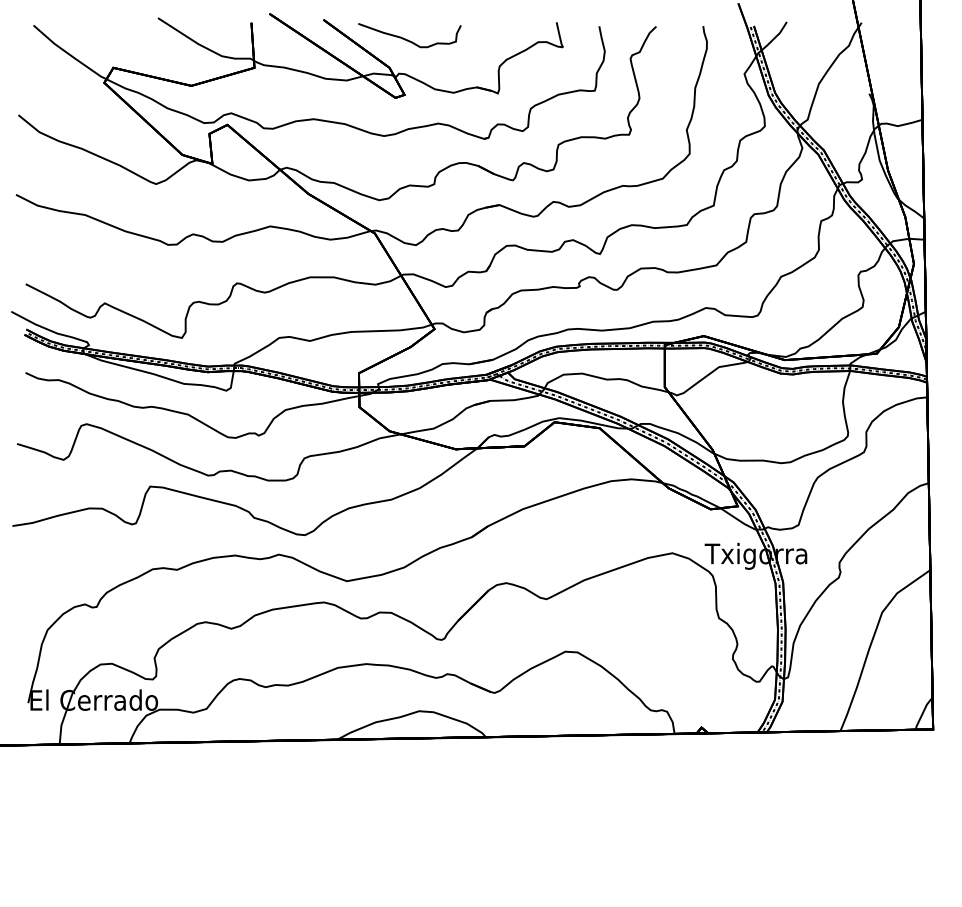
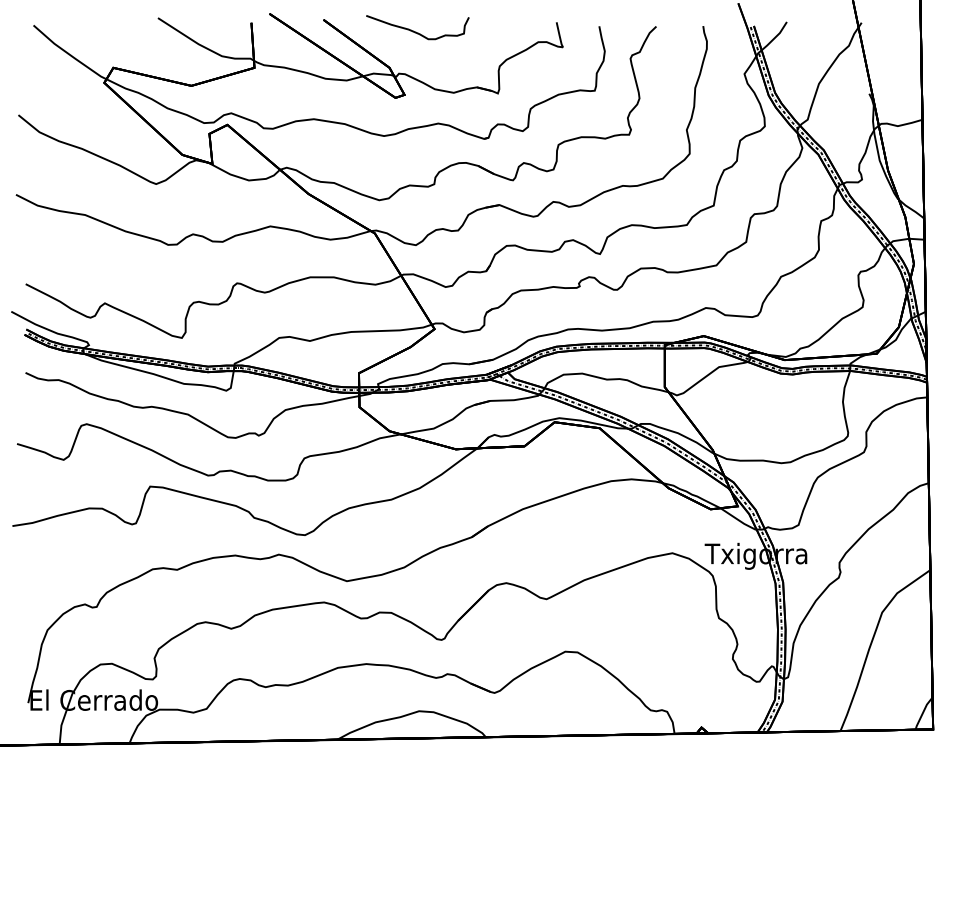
curve position: (408, 39) -> (416, 31) (416, 31)
